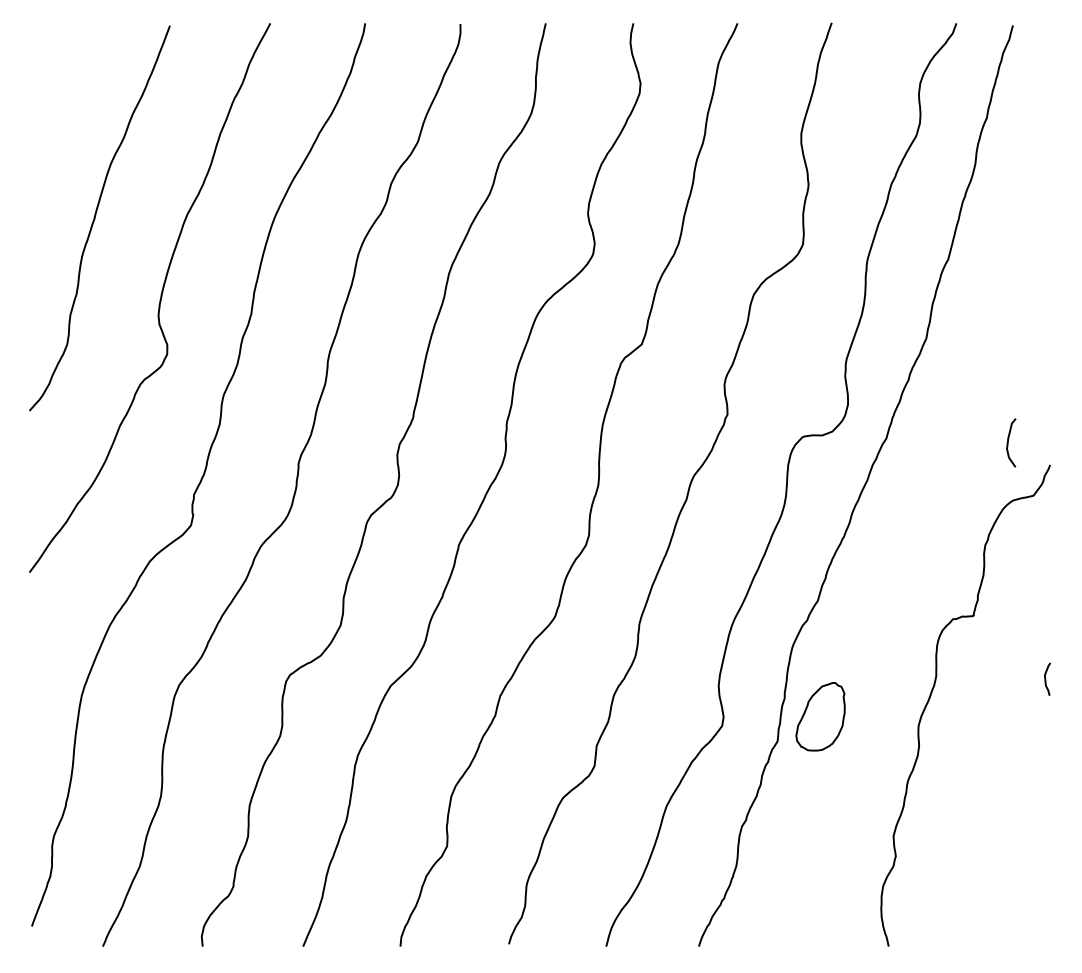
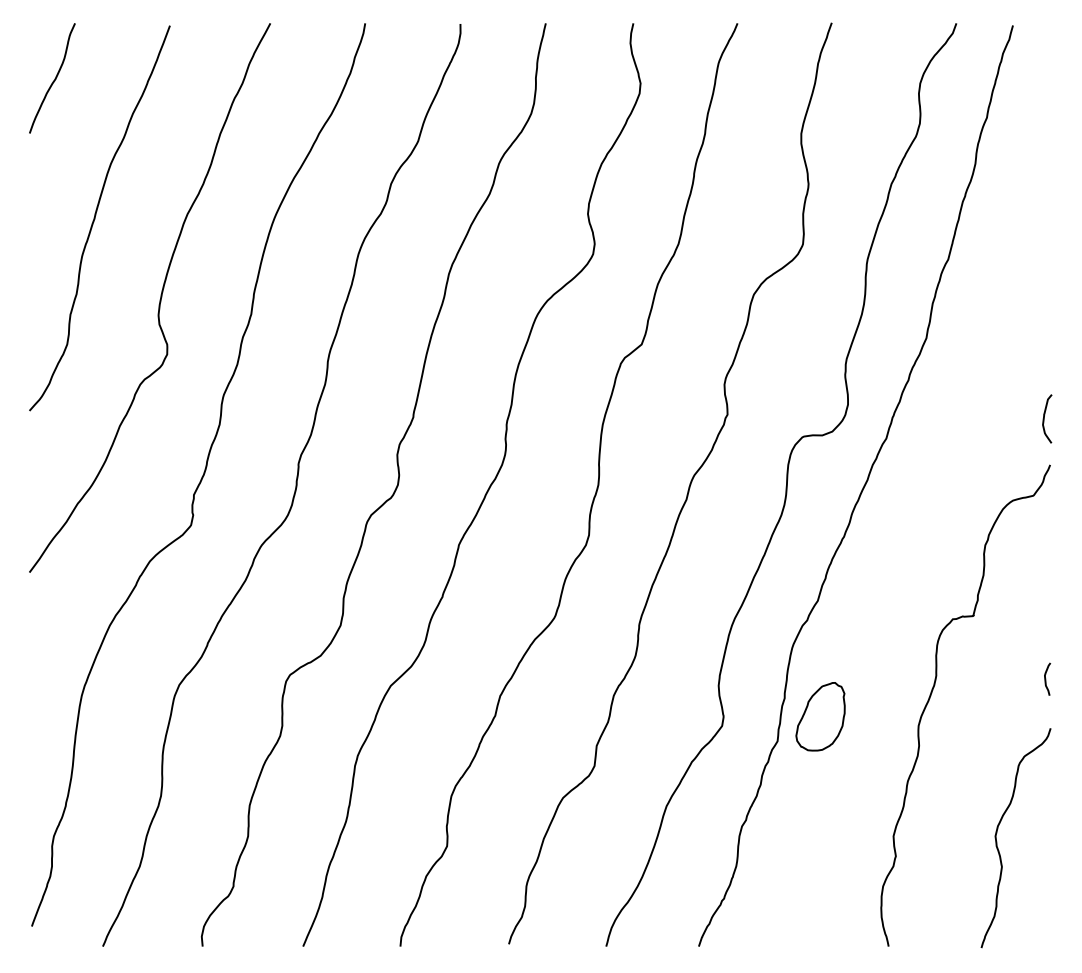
curve: none -> present (54, 78)
curve position: (1008, 442) -> (1044, 418) (1044, 418)
curve: none -> present (997, 841)
